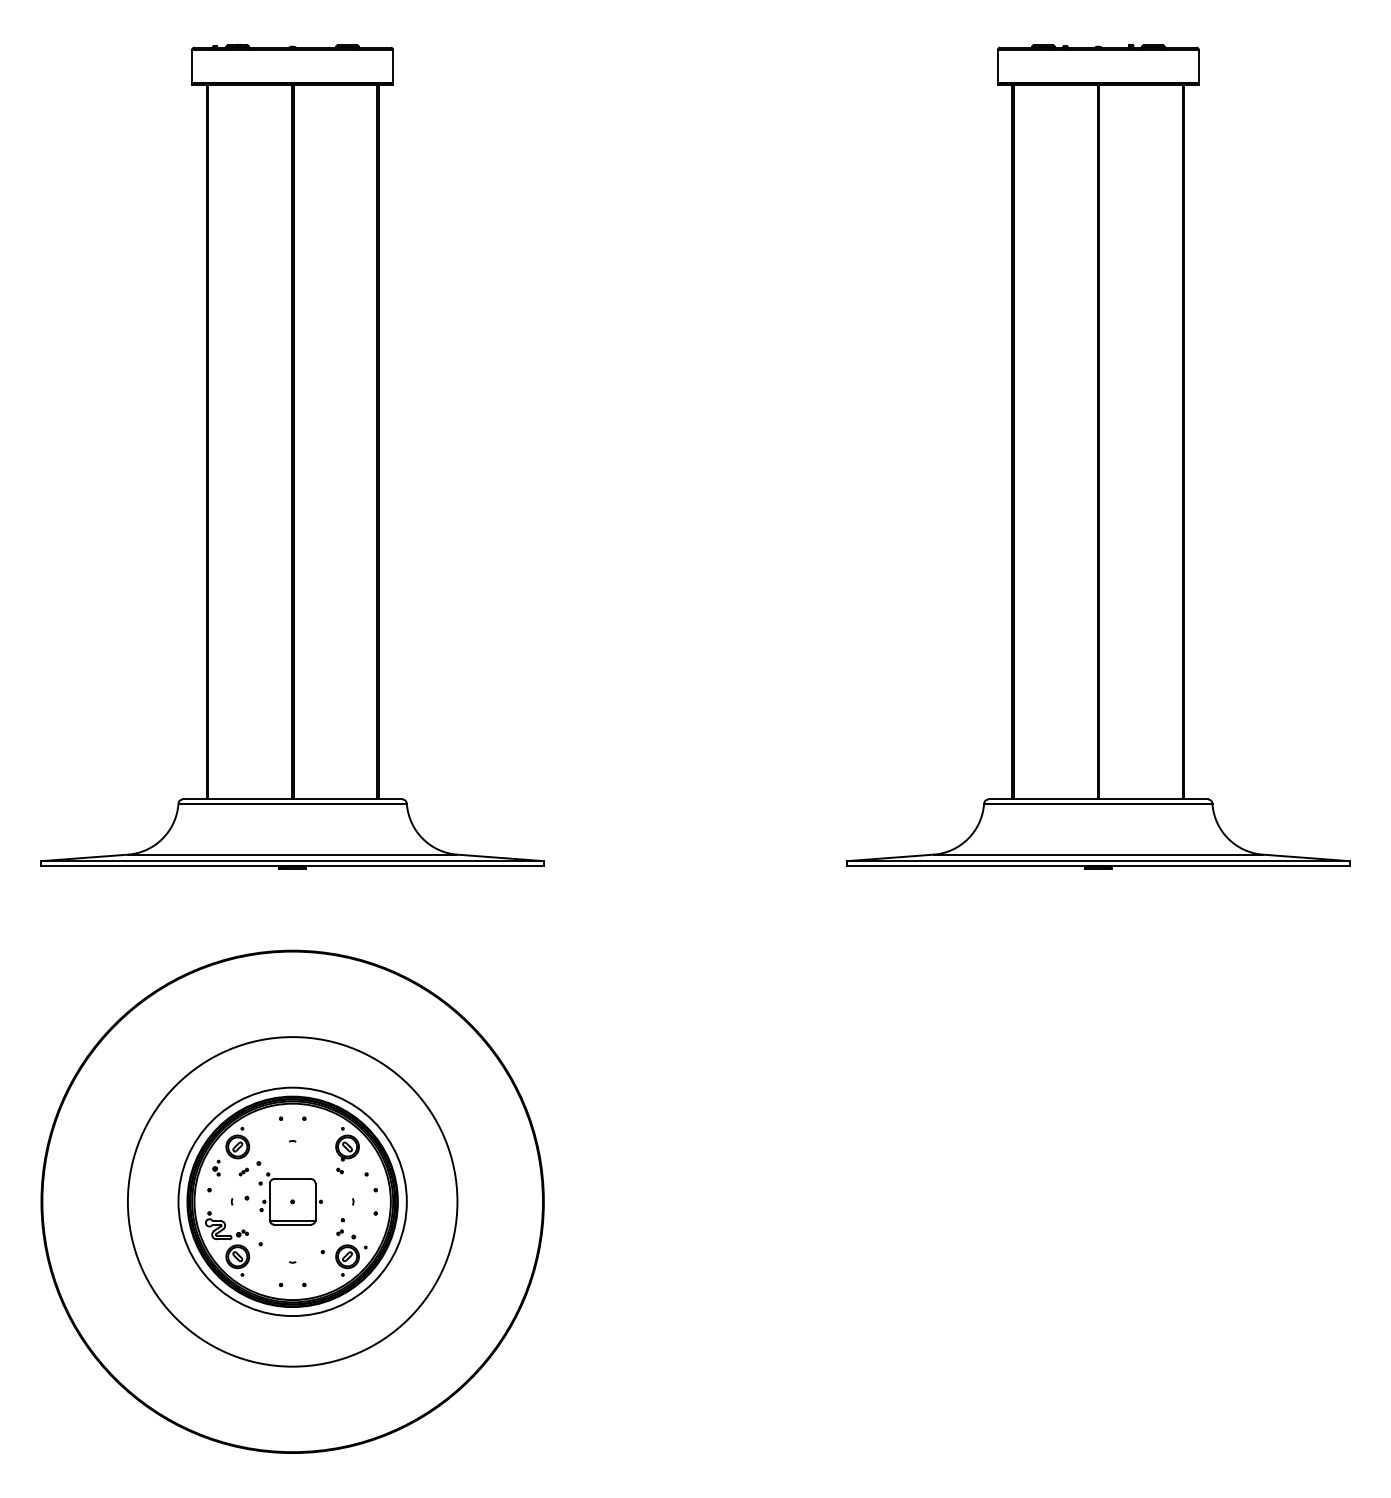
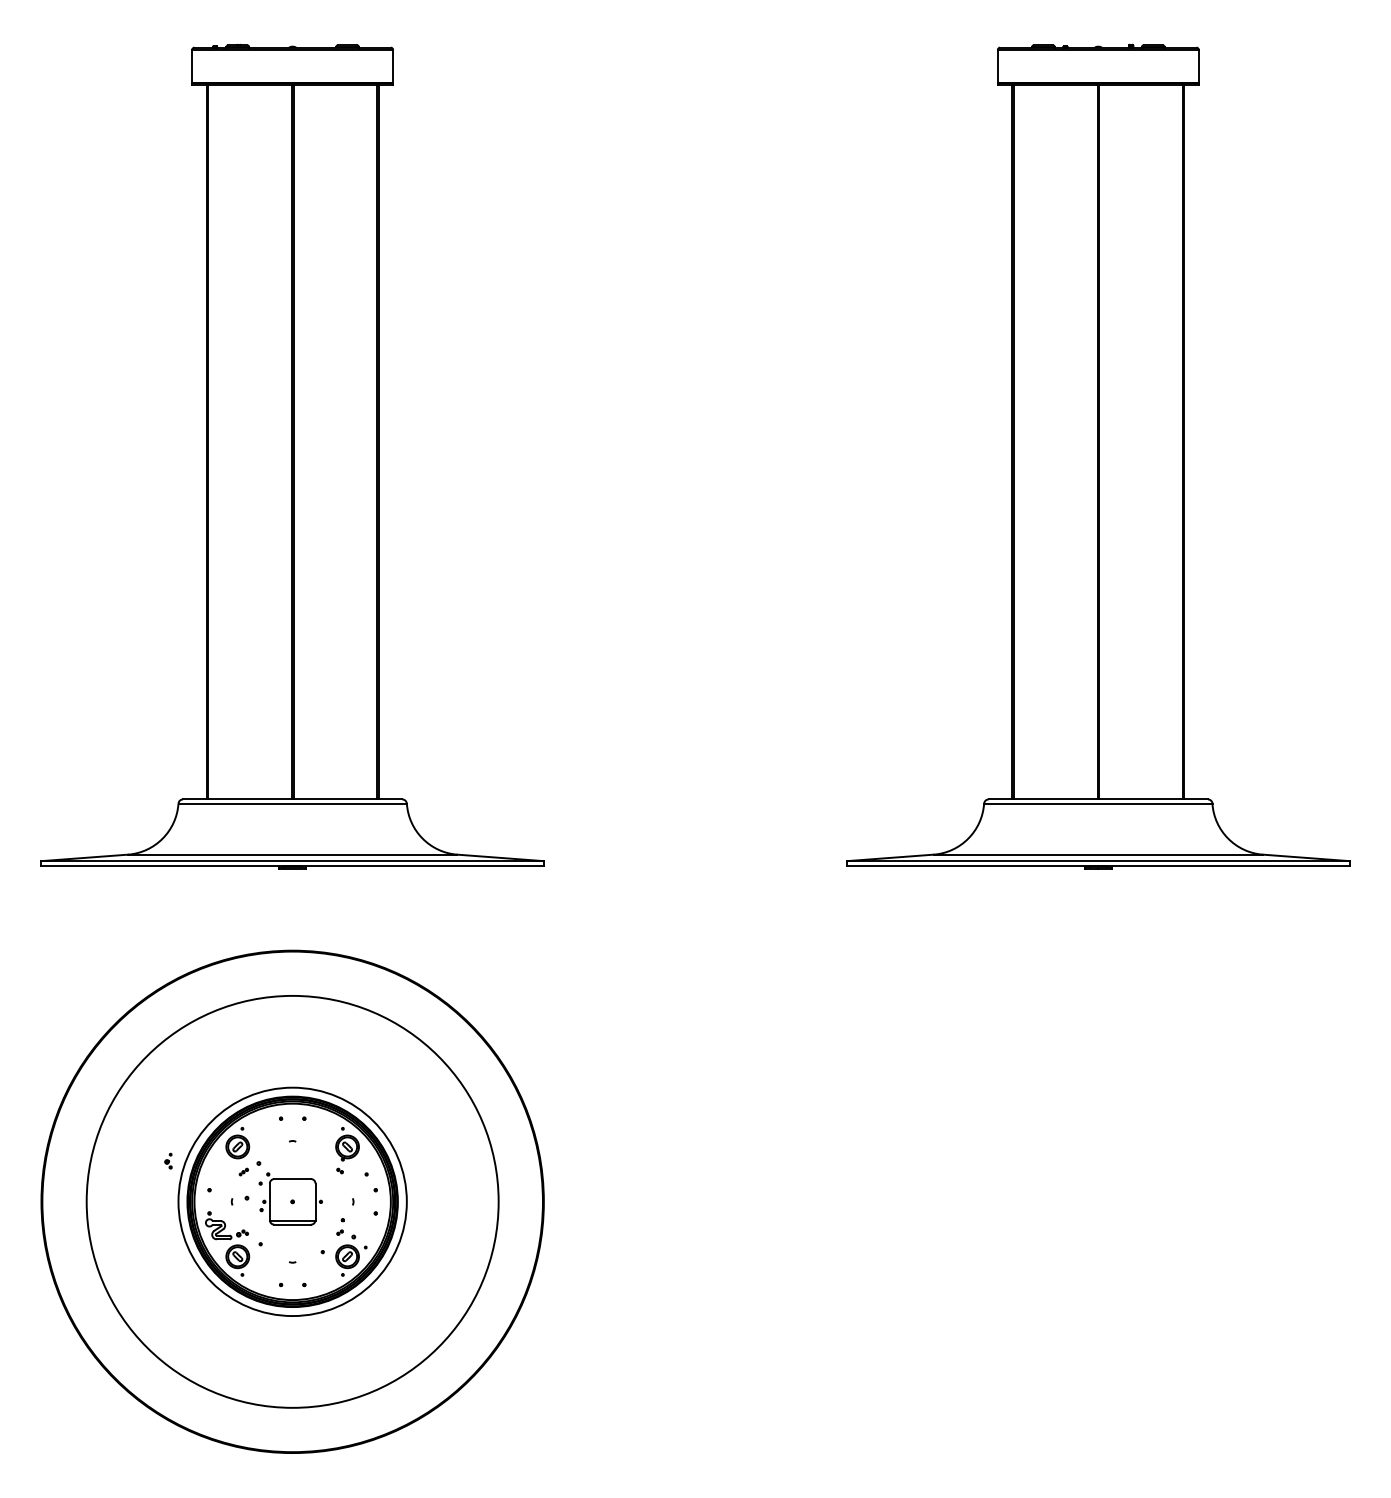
part position: (216, 1167) -> (168, 1160) (168, 1160)
circle diameter: 330 px -> 412 px (292, 1201)
